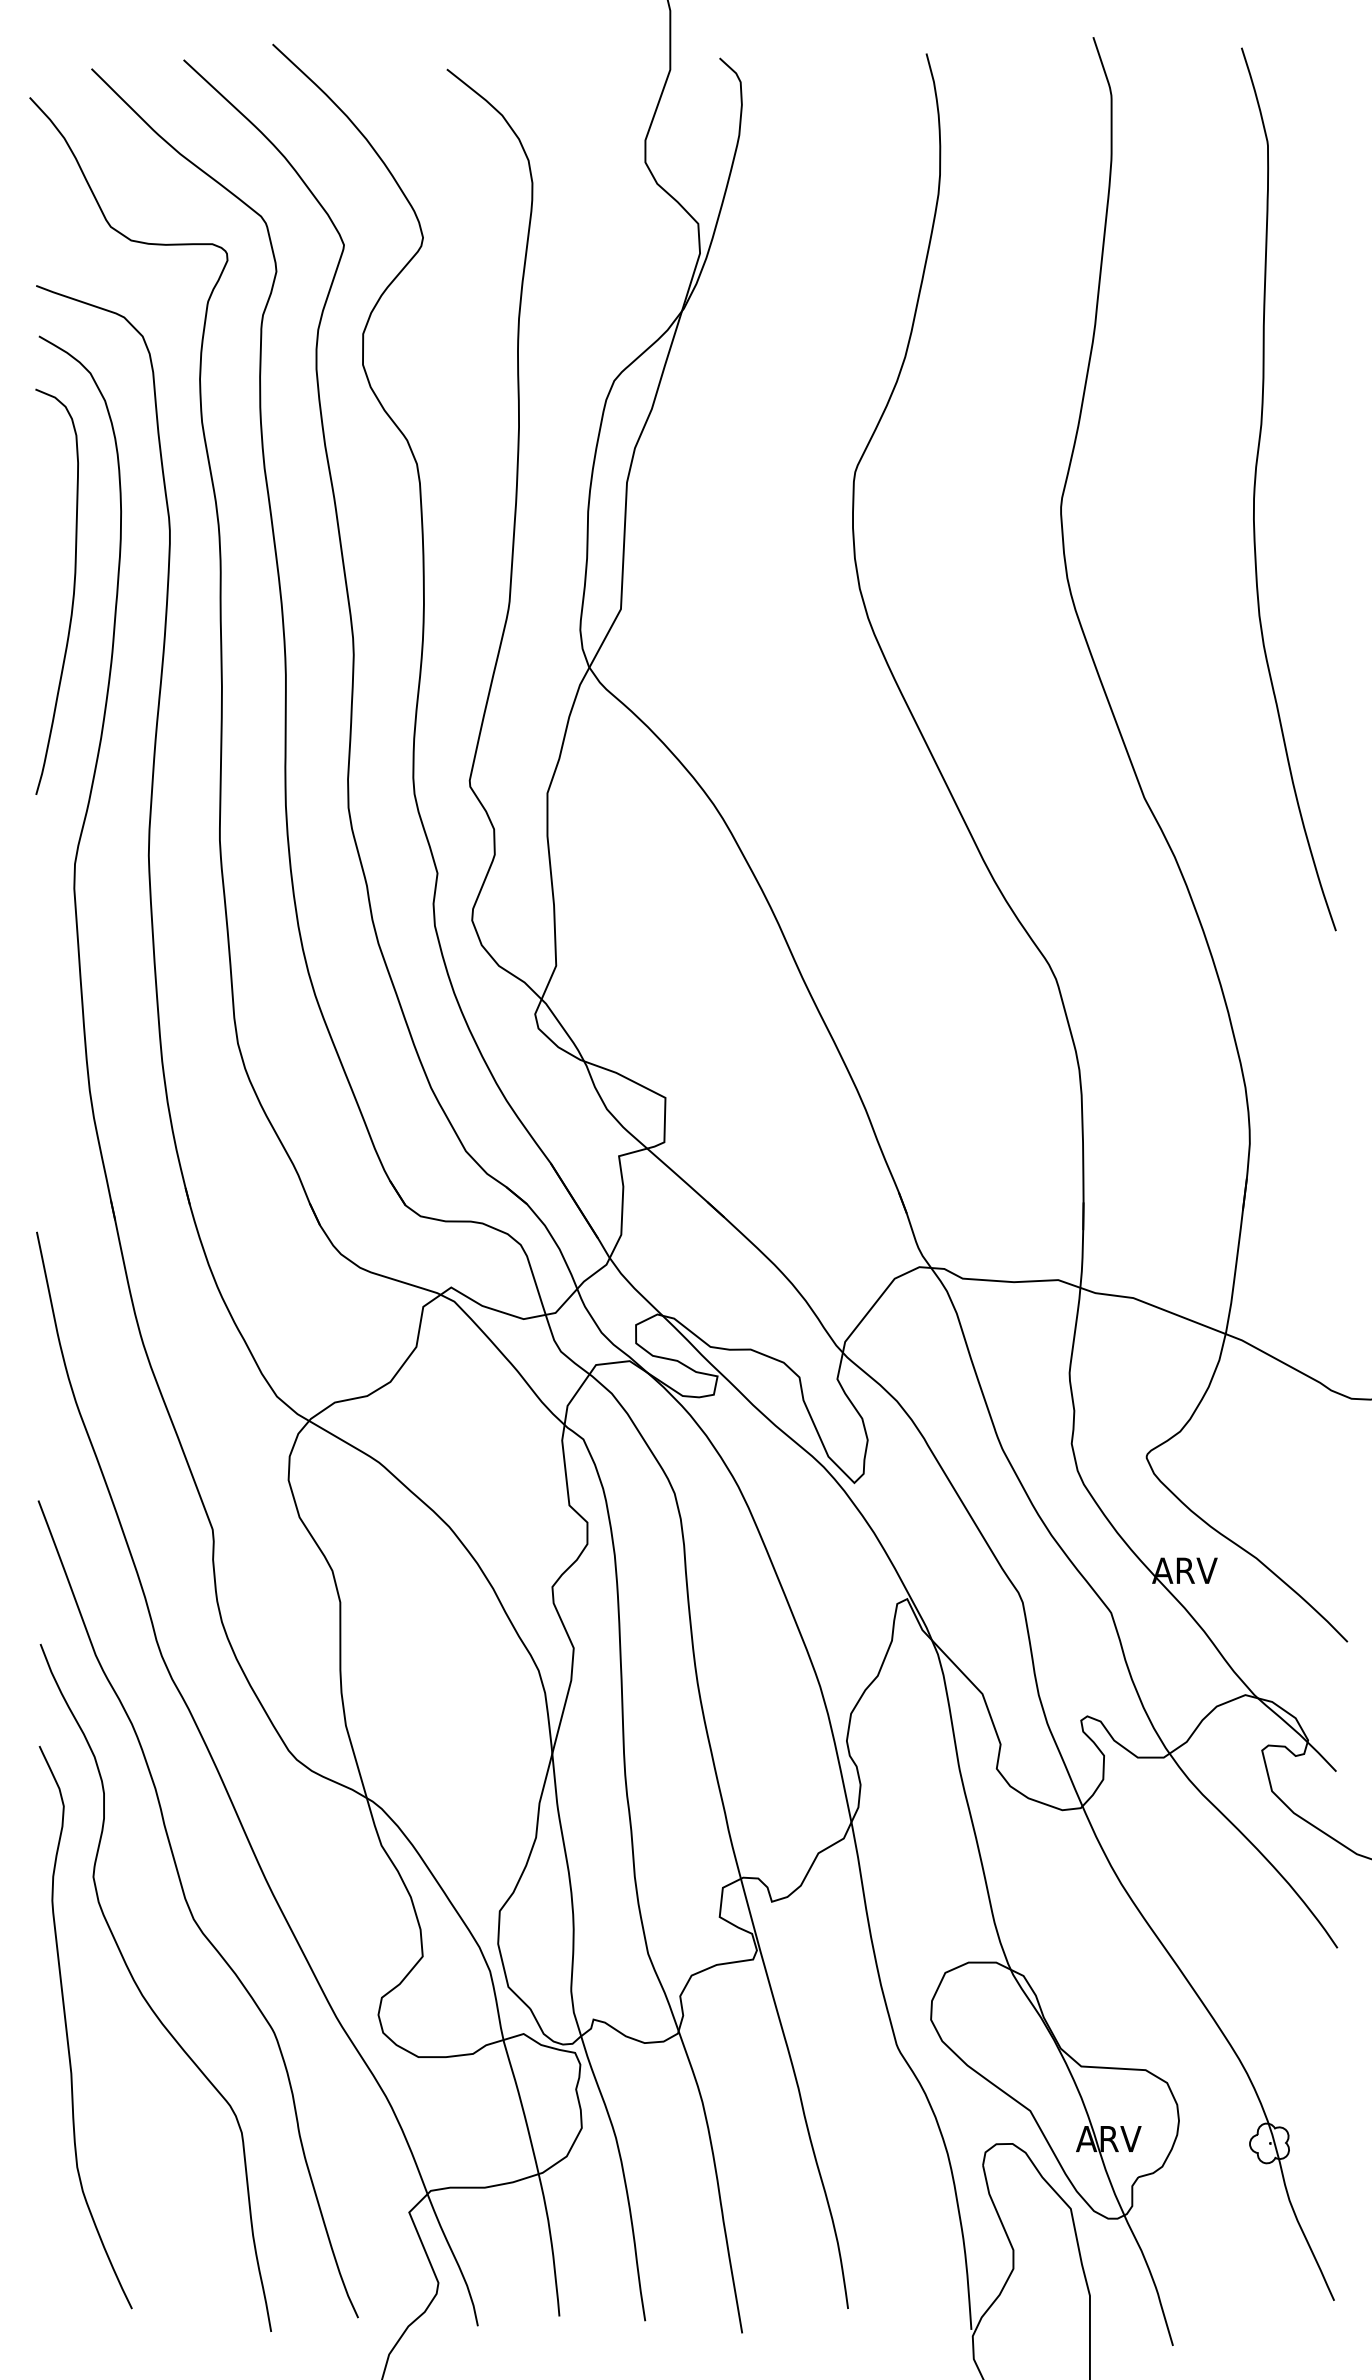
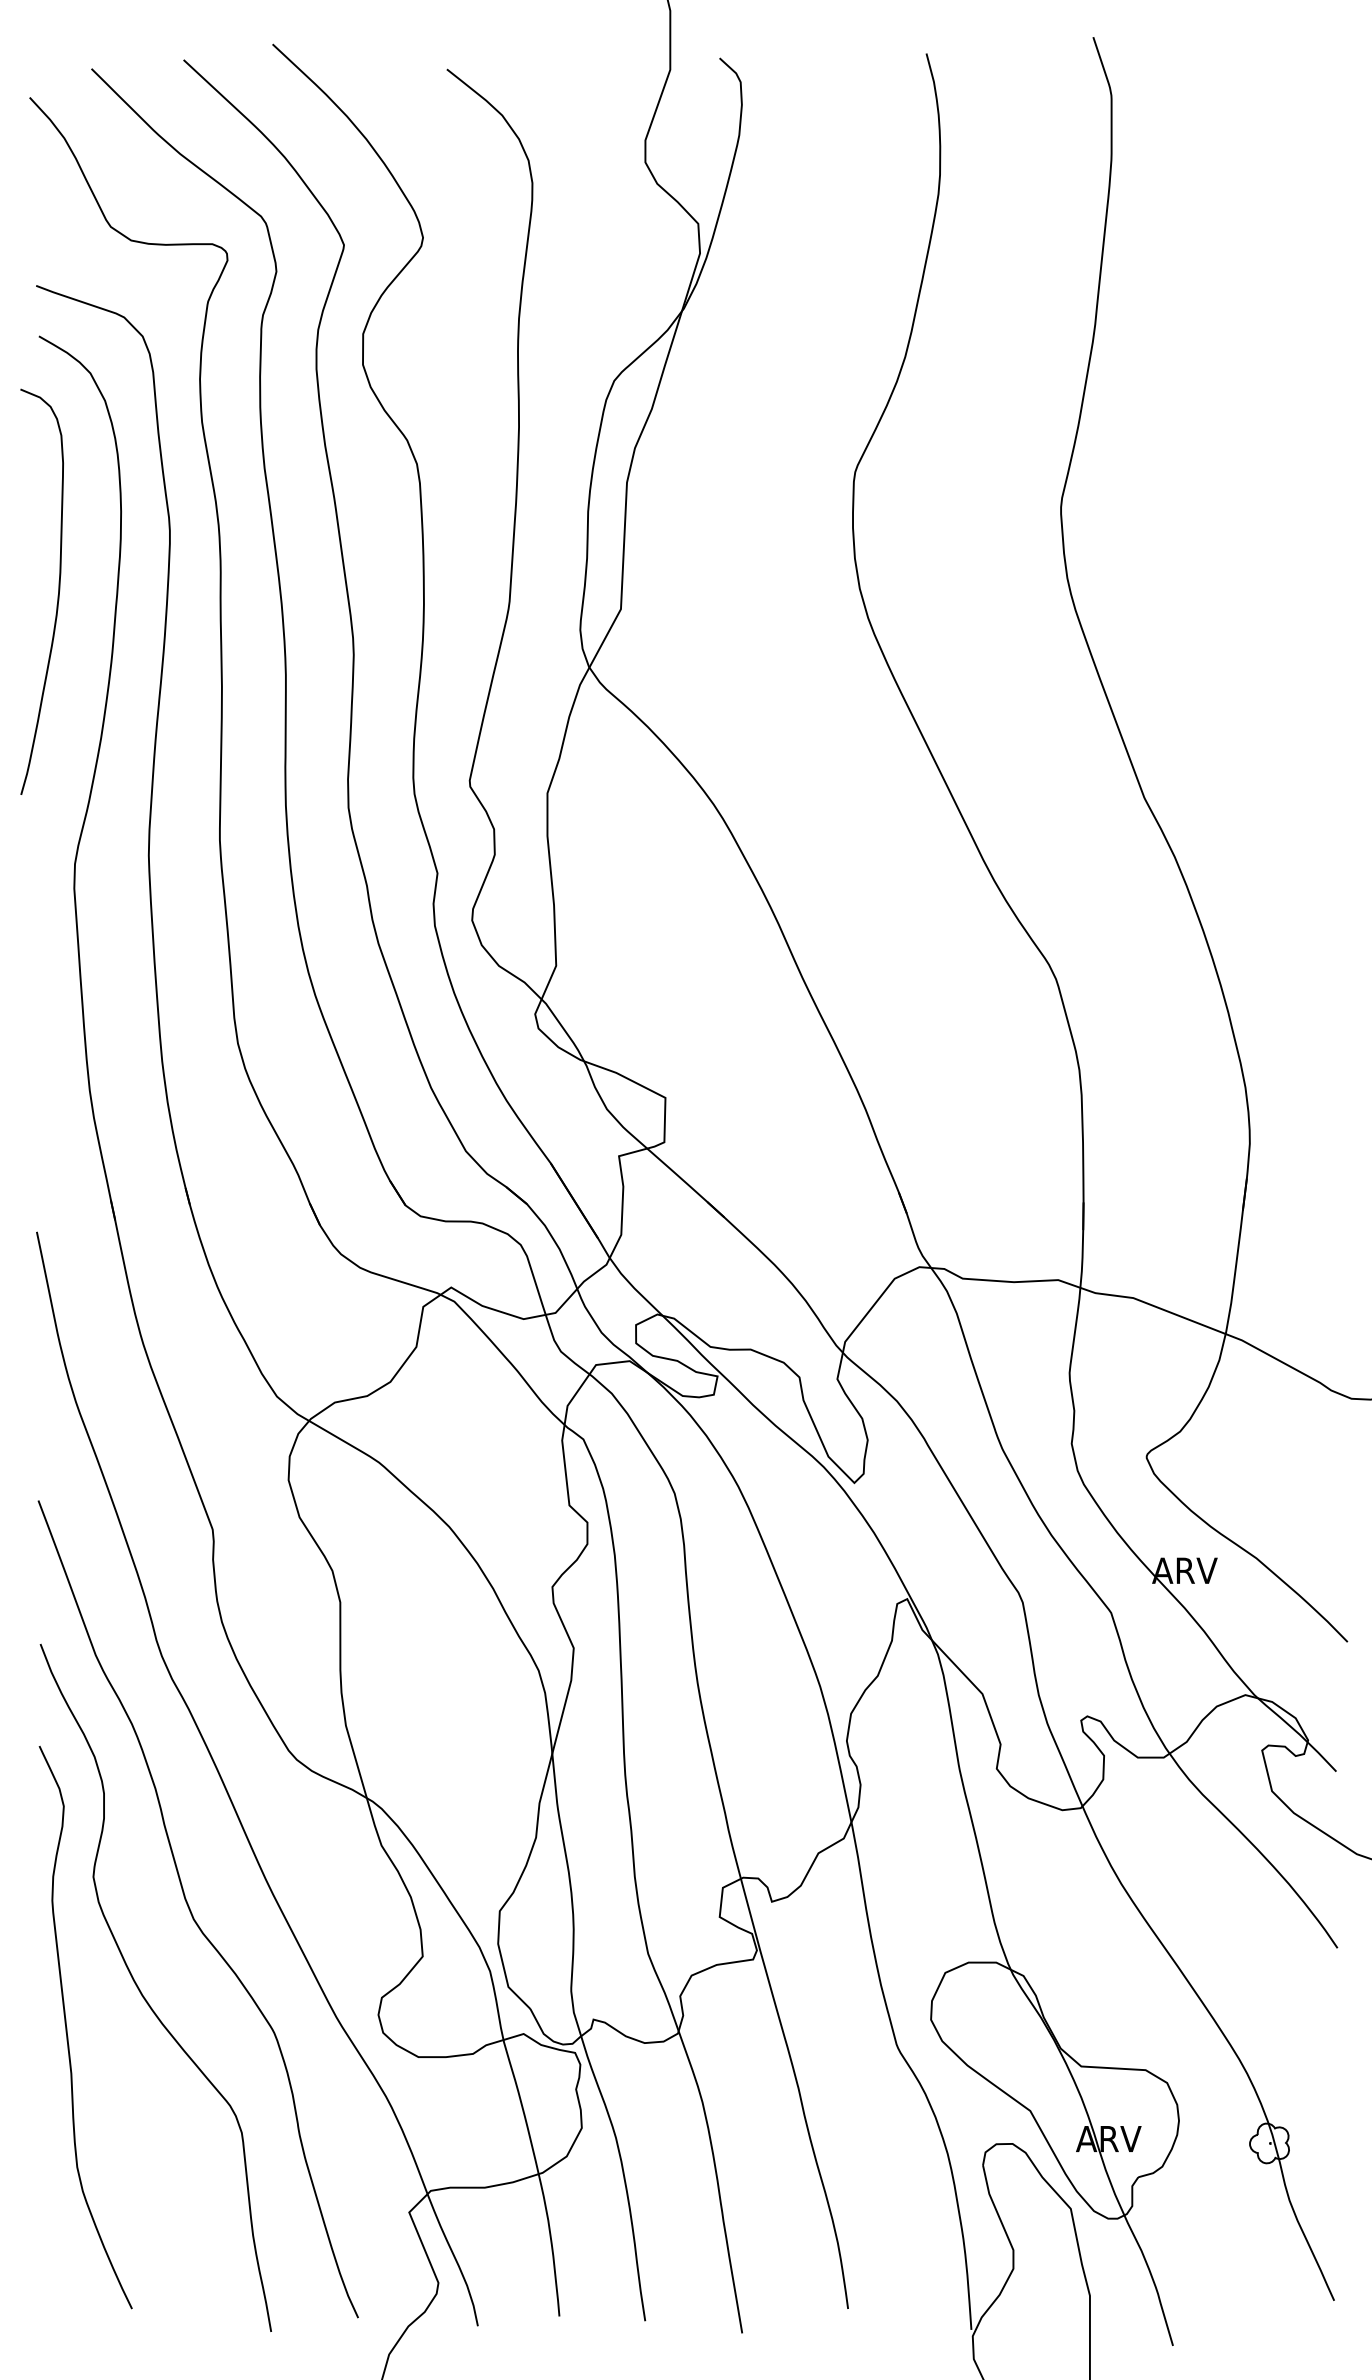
curve: present -> none (1255, 489)
curve position: (72, 595) -> (57, 595) (57, 595)
